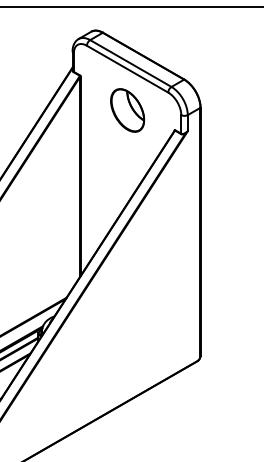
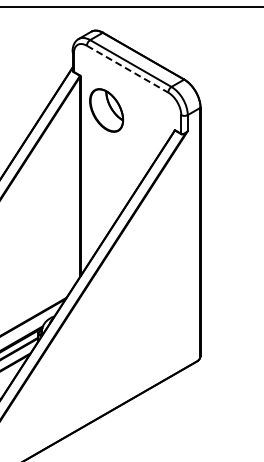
line: solid -> dashed (127, 69)
part position: (127, 110) -> (106, 110) (106, 110)
